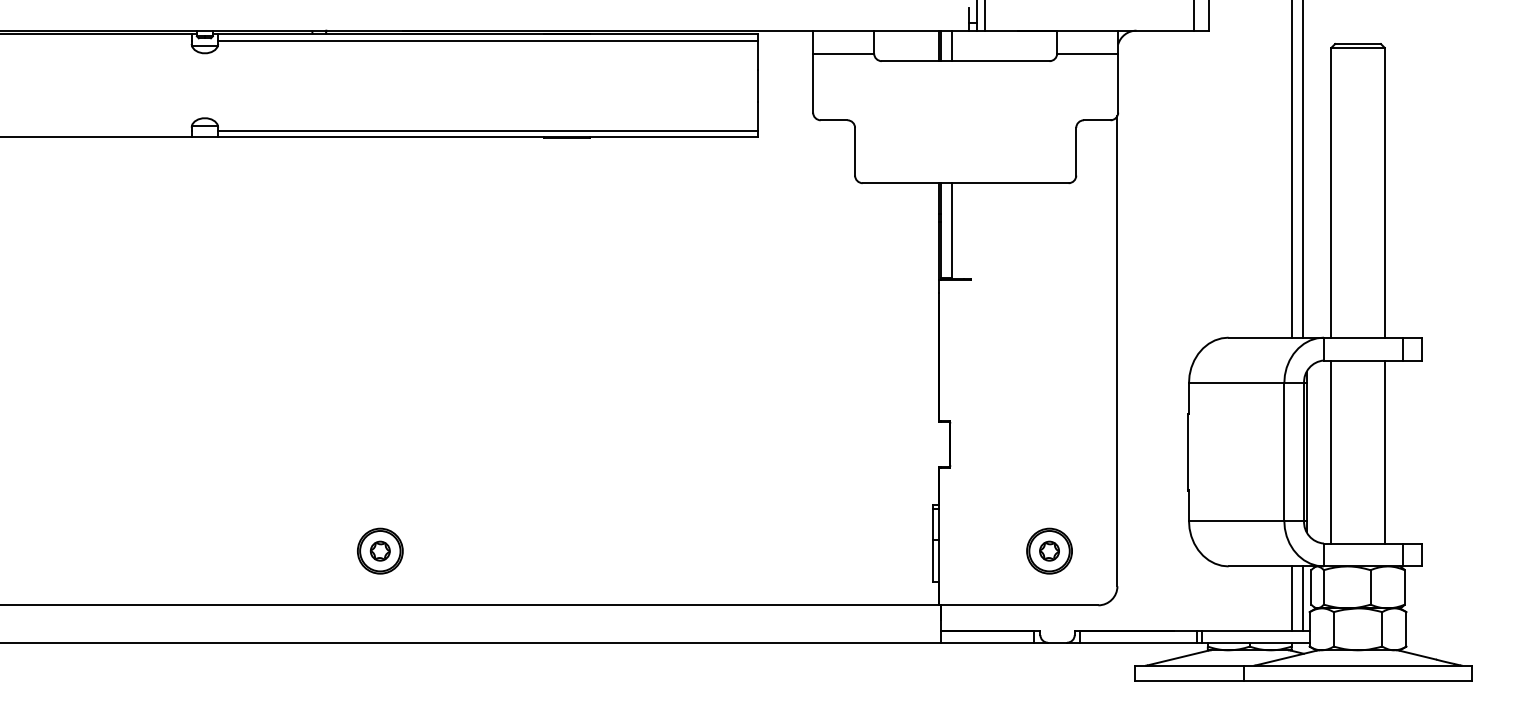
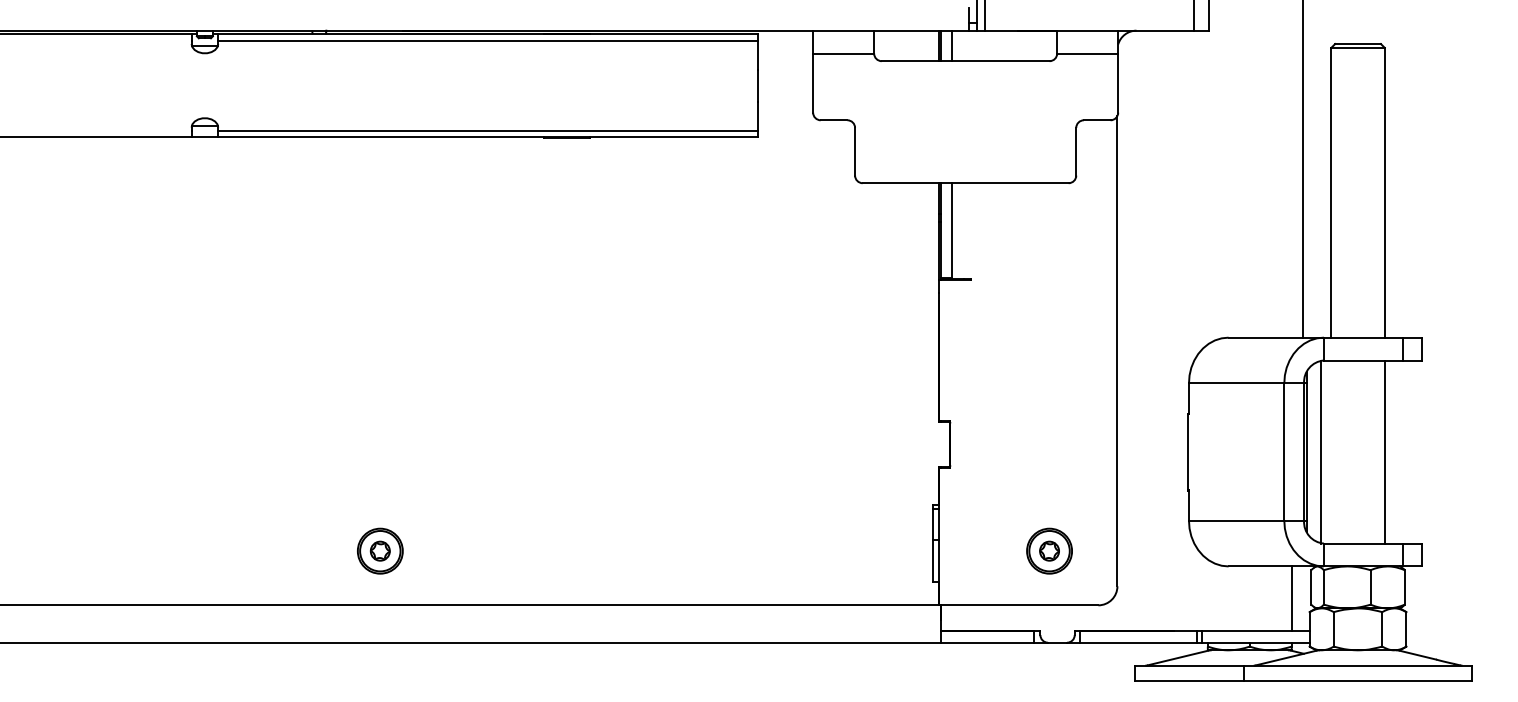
line: present -> none (1291, 169)
line position: (1331, 451) -> (1321, 451) (1321, 451)
line: present -> none (1303, 598)
